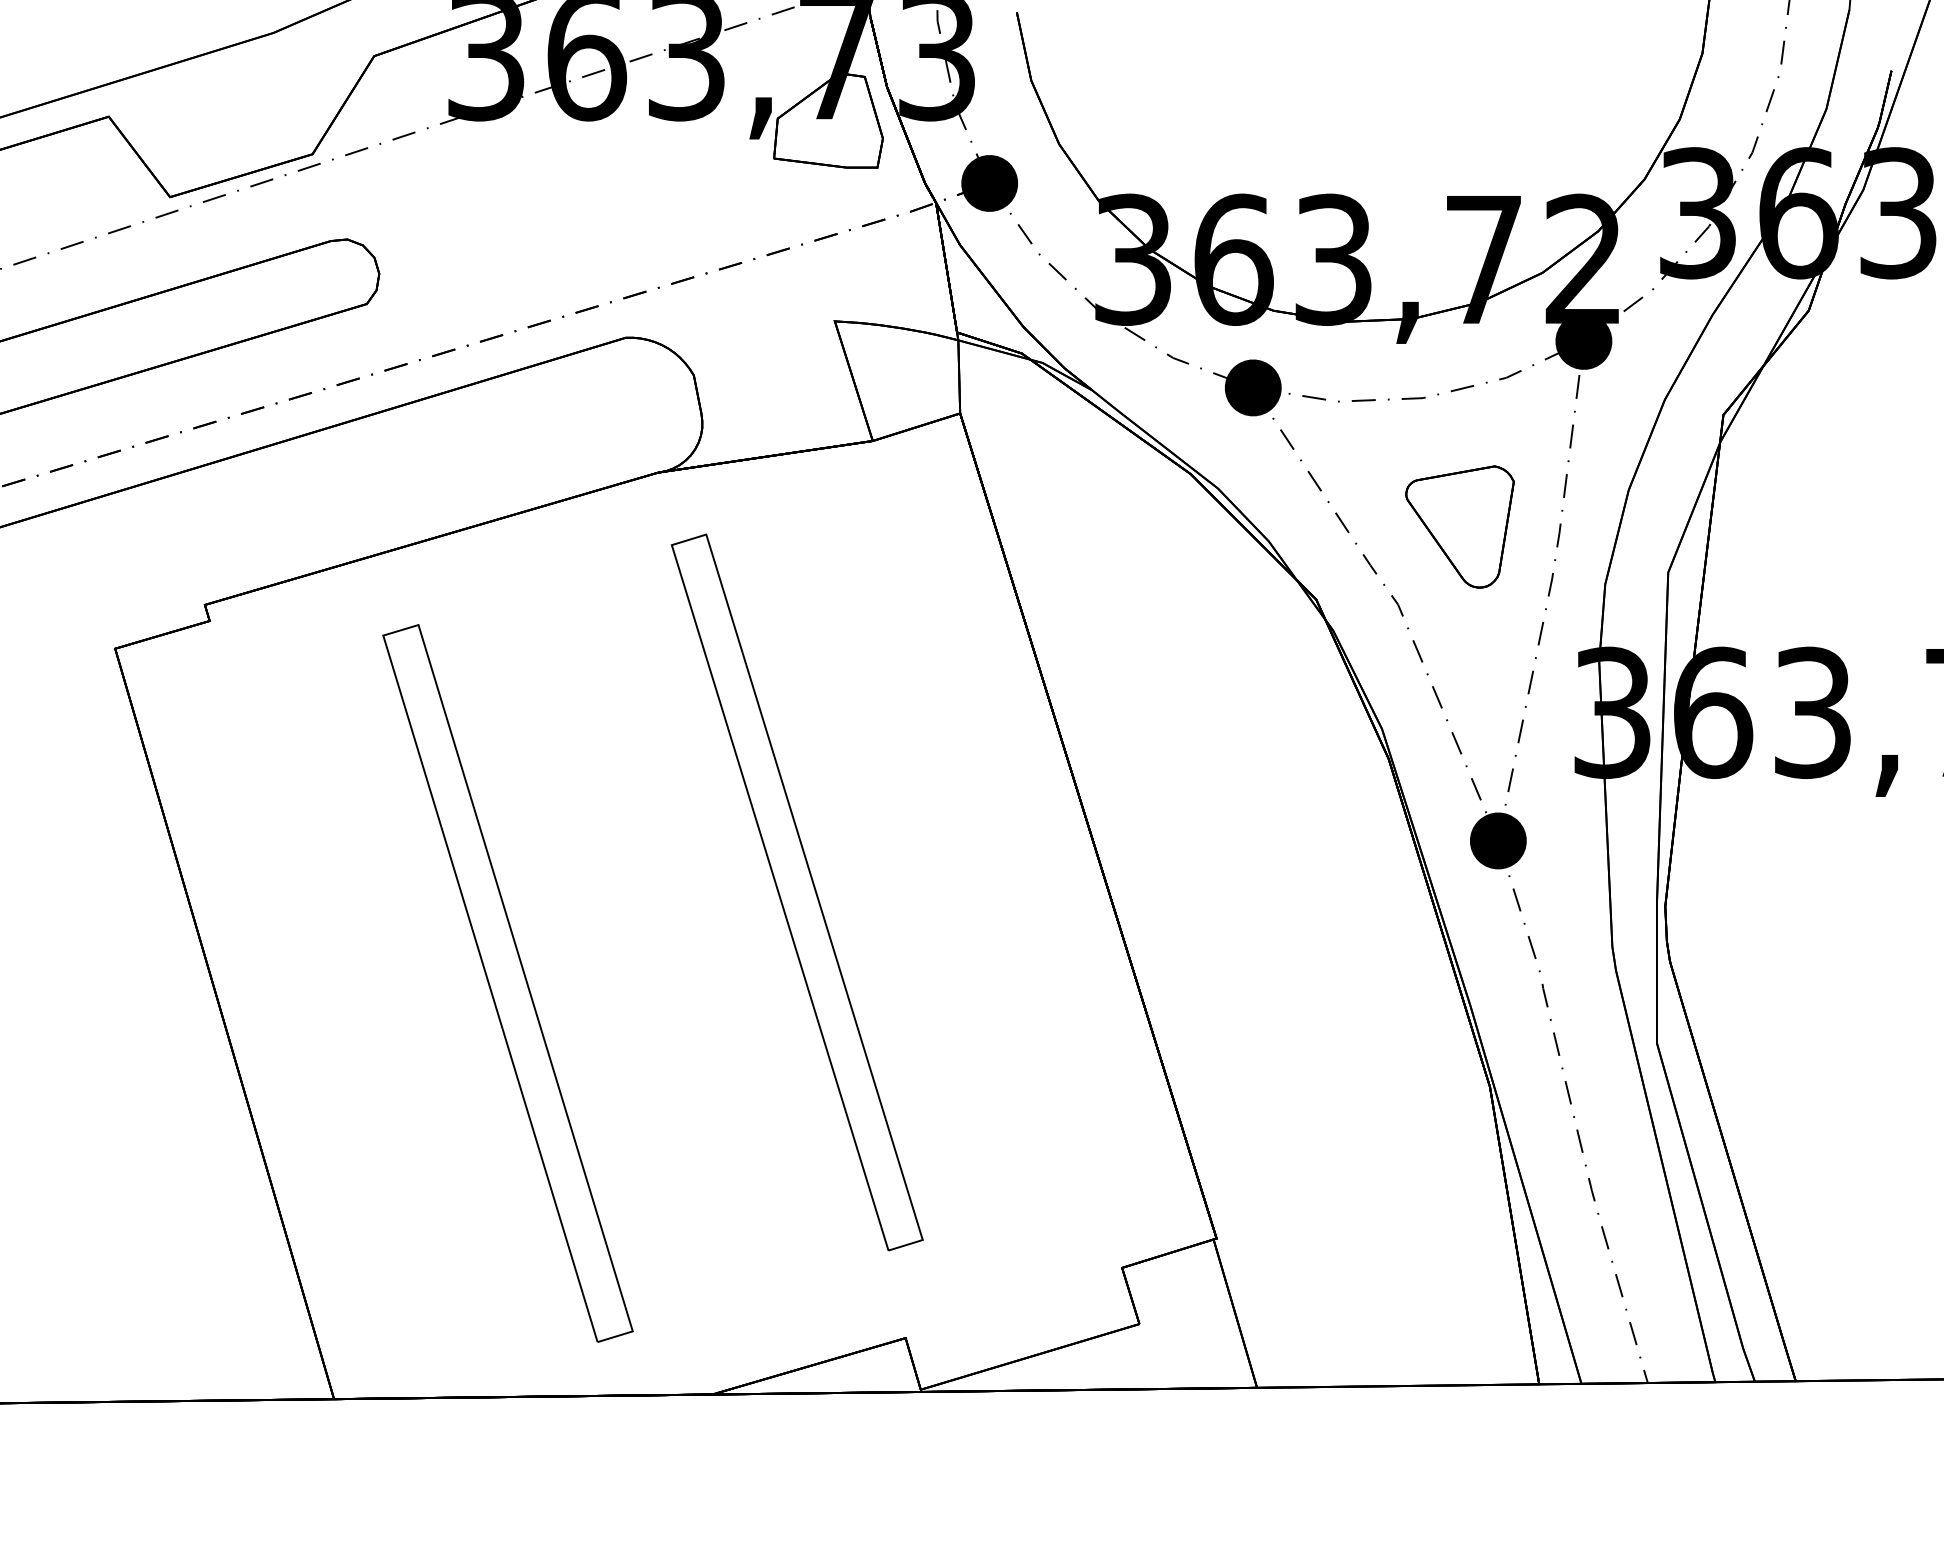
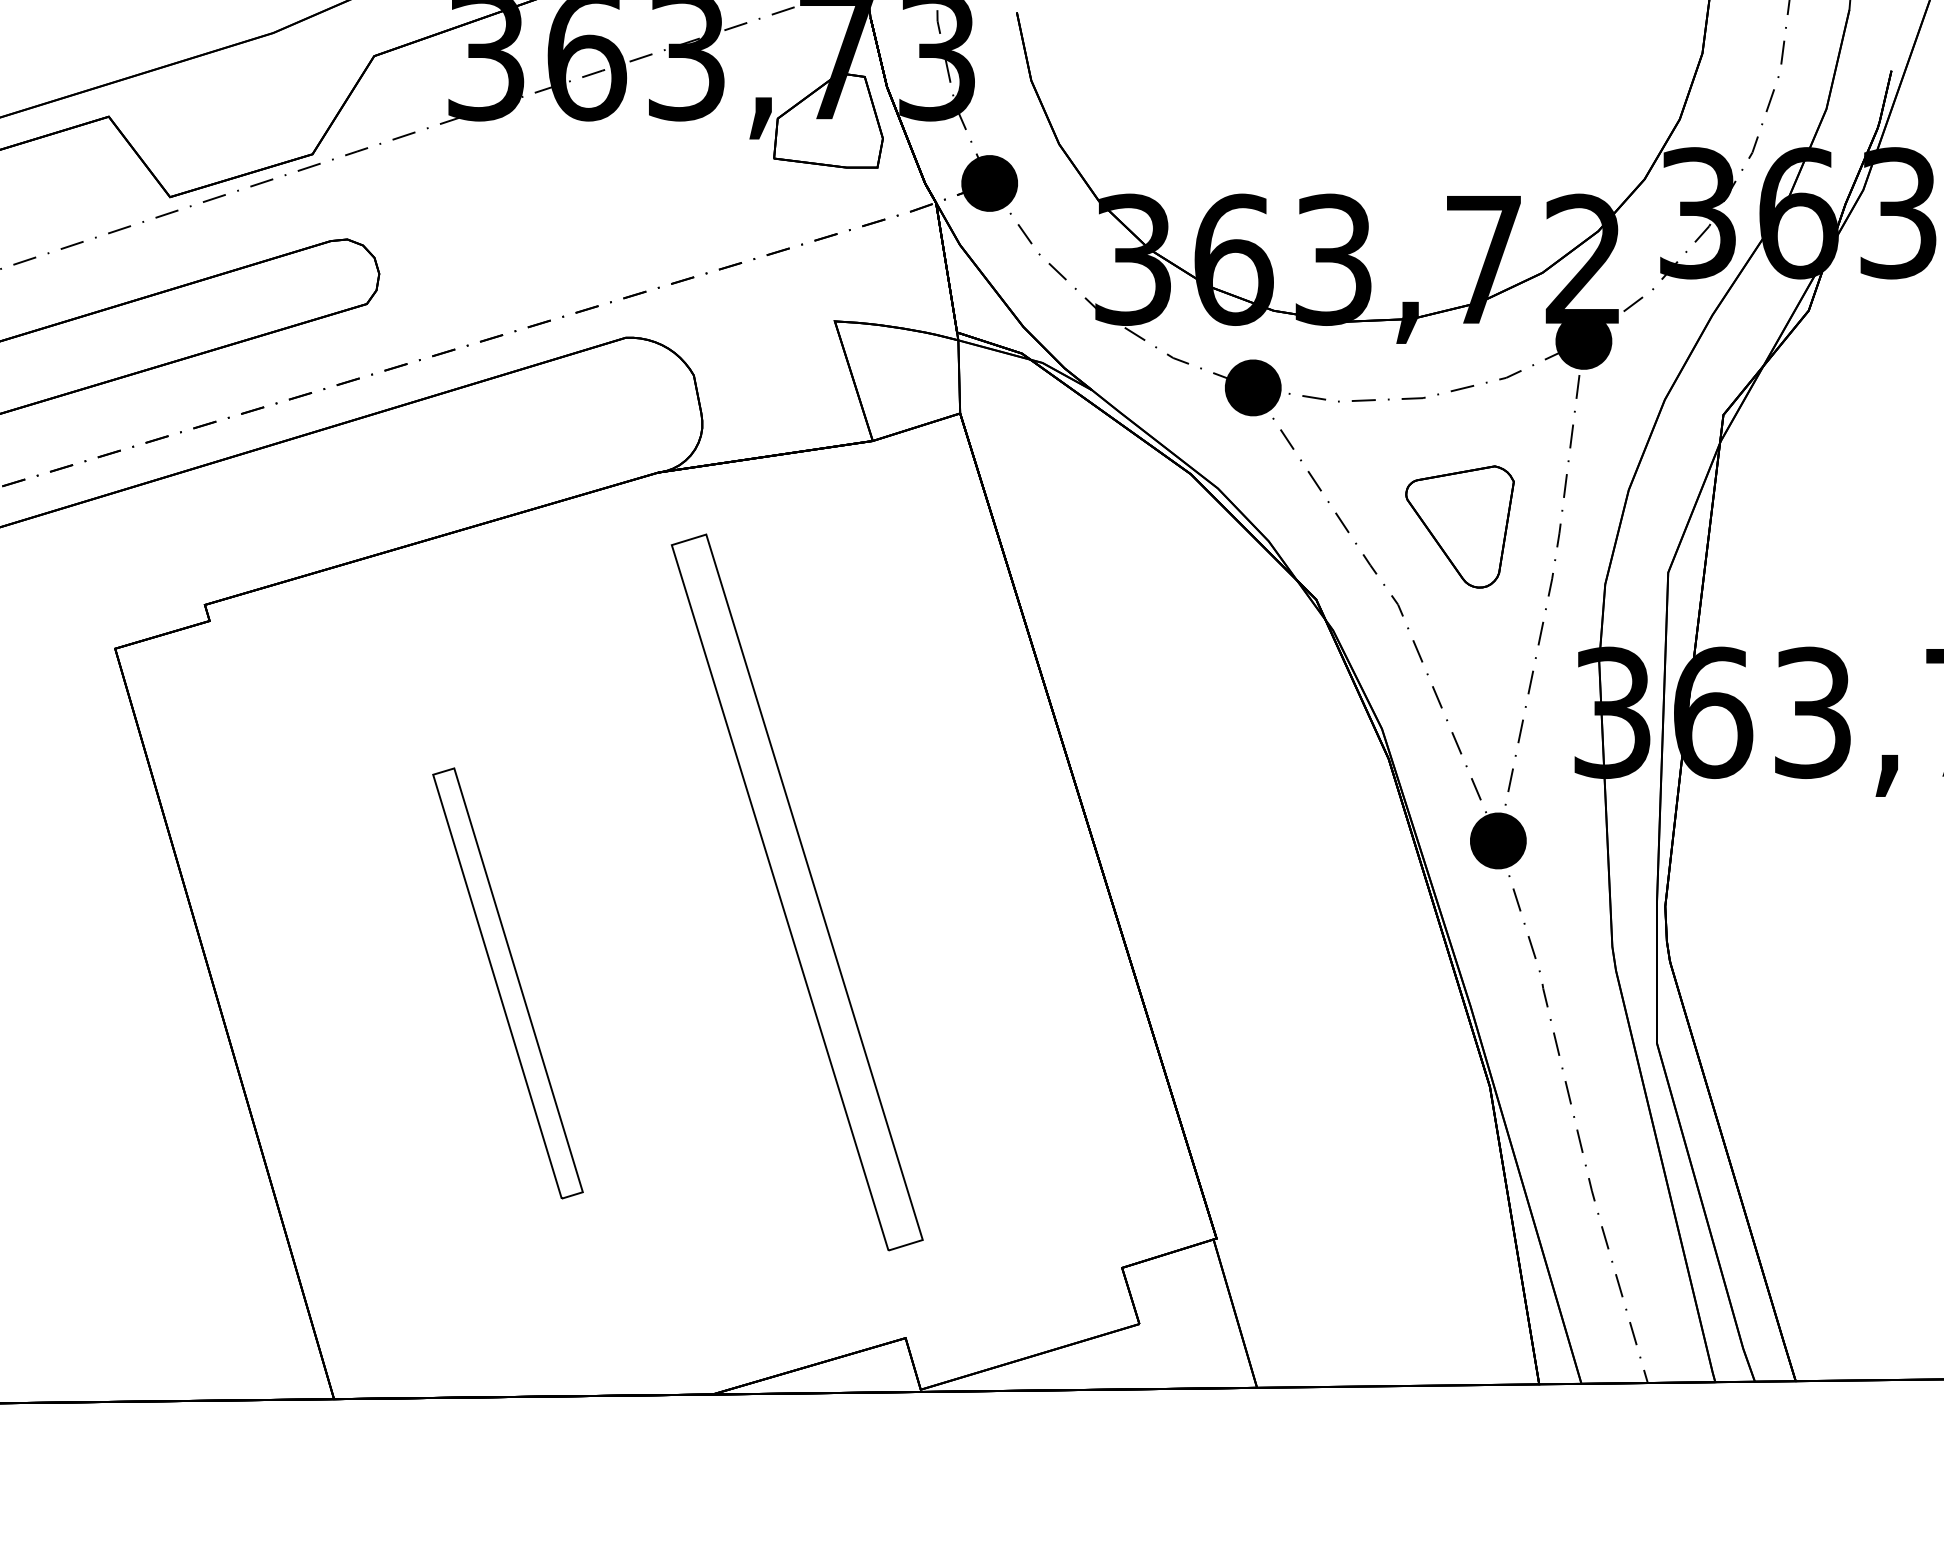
part size: 252x719 px -> 152x433 px (507, 983)
